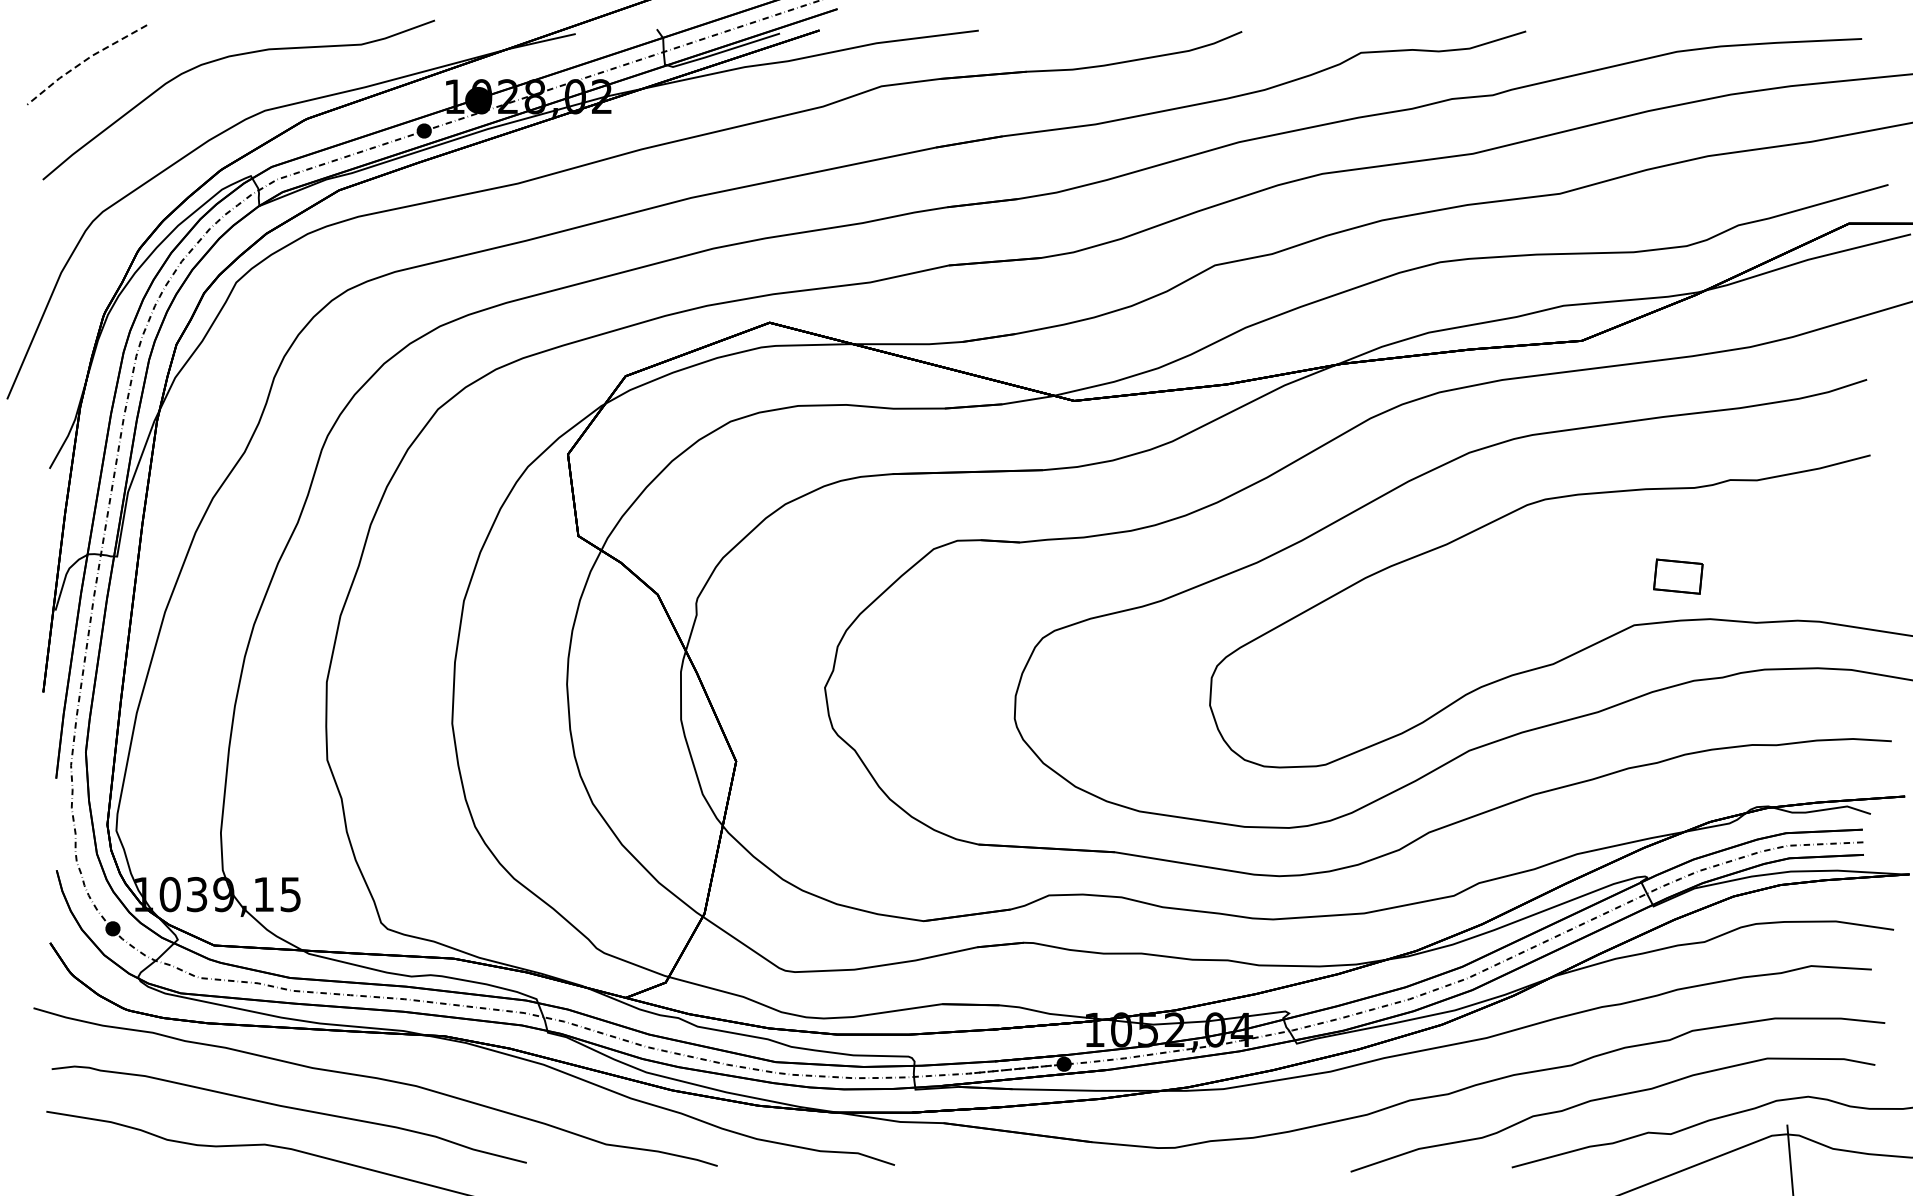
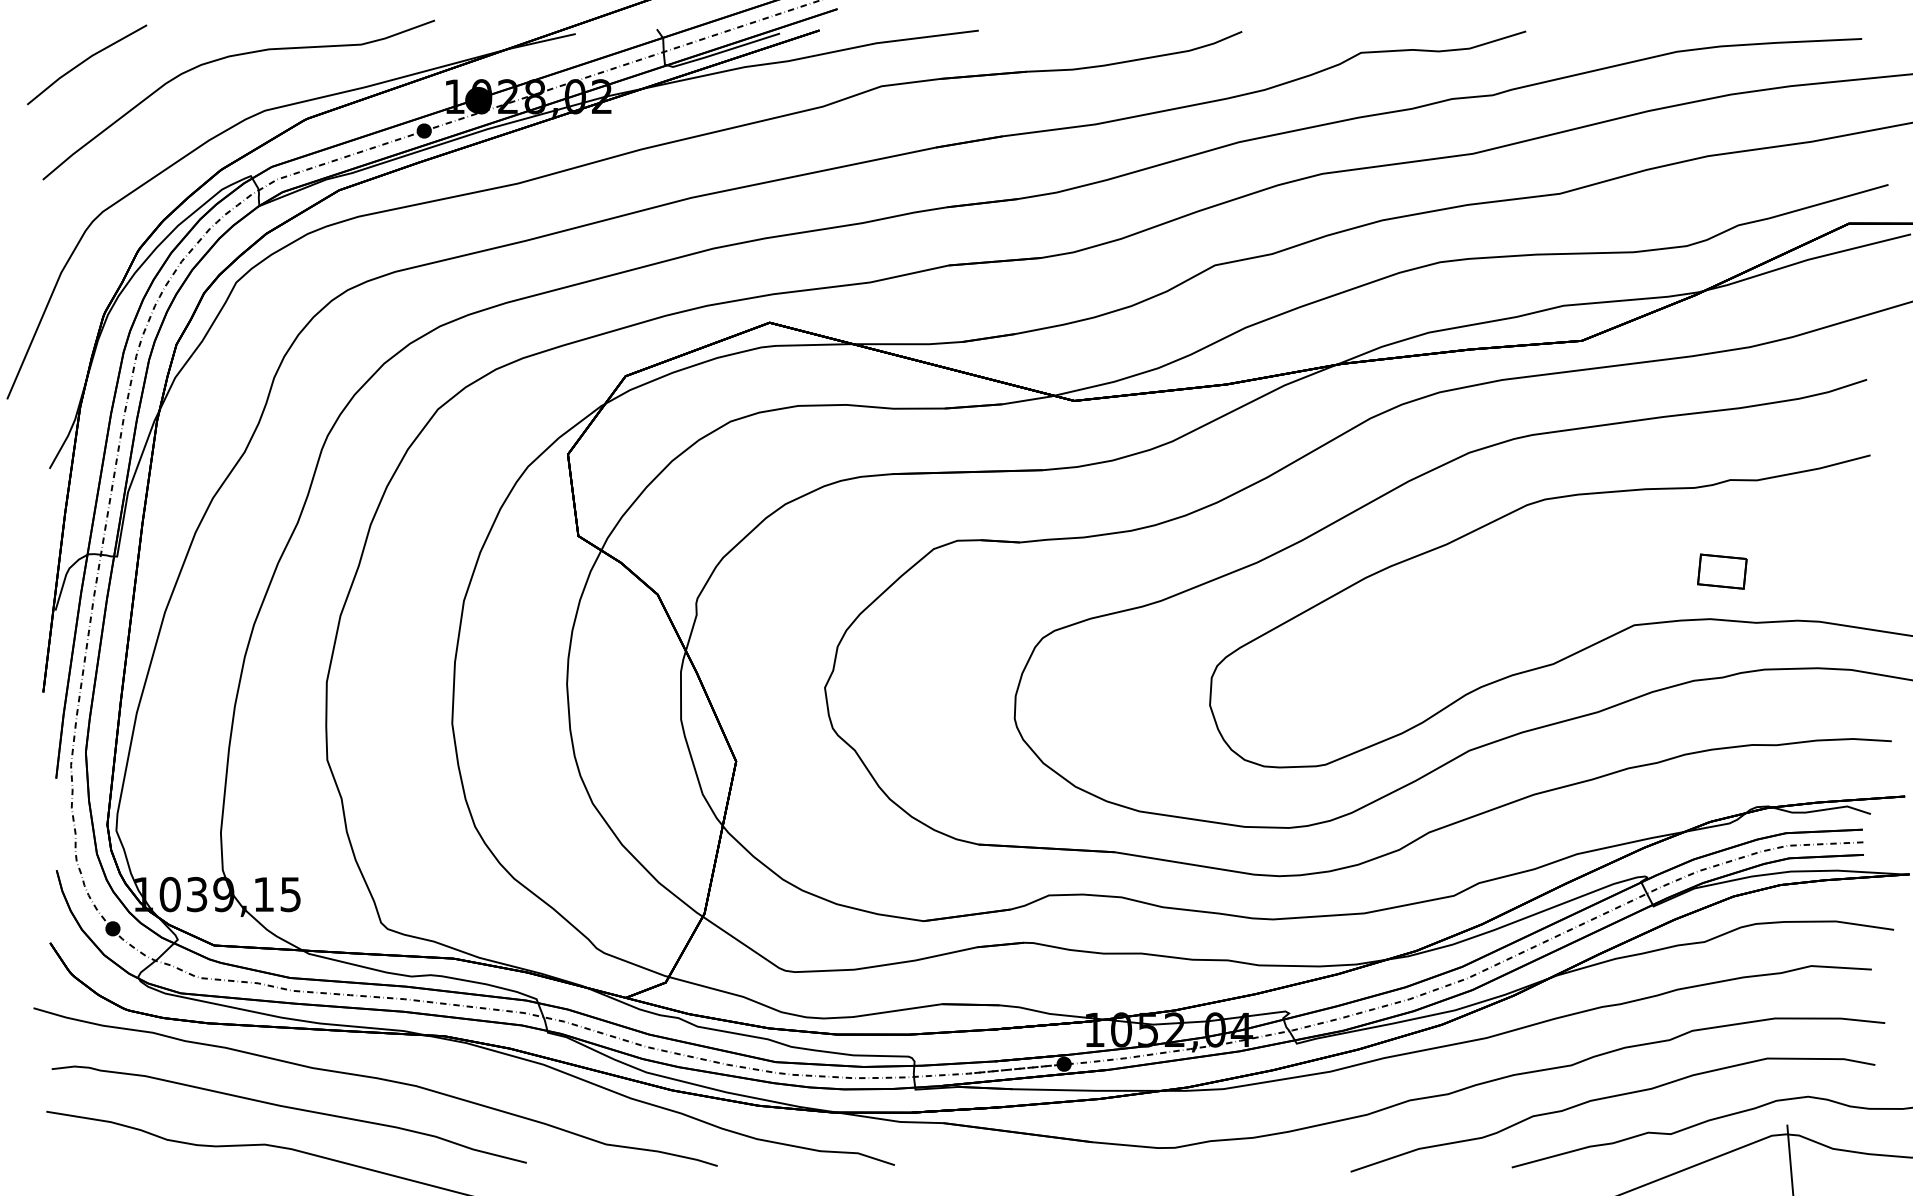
line: dashed -> solid (84, 61)
part position: (1678, 576) -> (1722, 571) (1722, 571)
